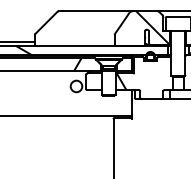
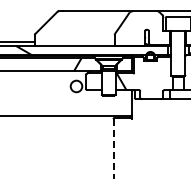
hatch: present -> none (152, 27)
line: solid -> dashed (113, 149)
